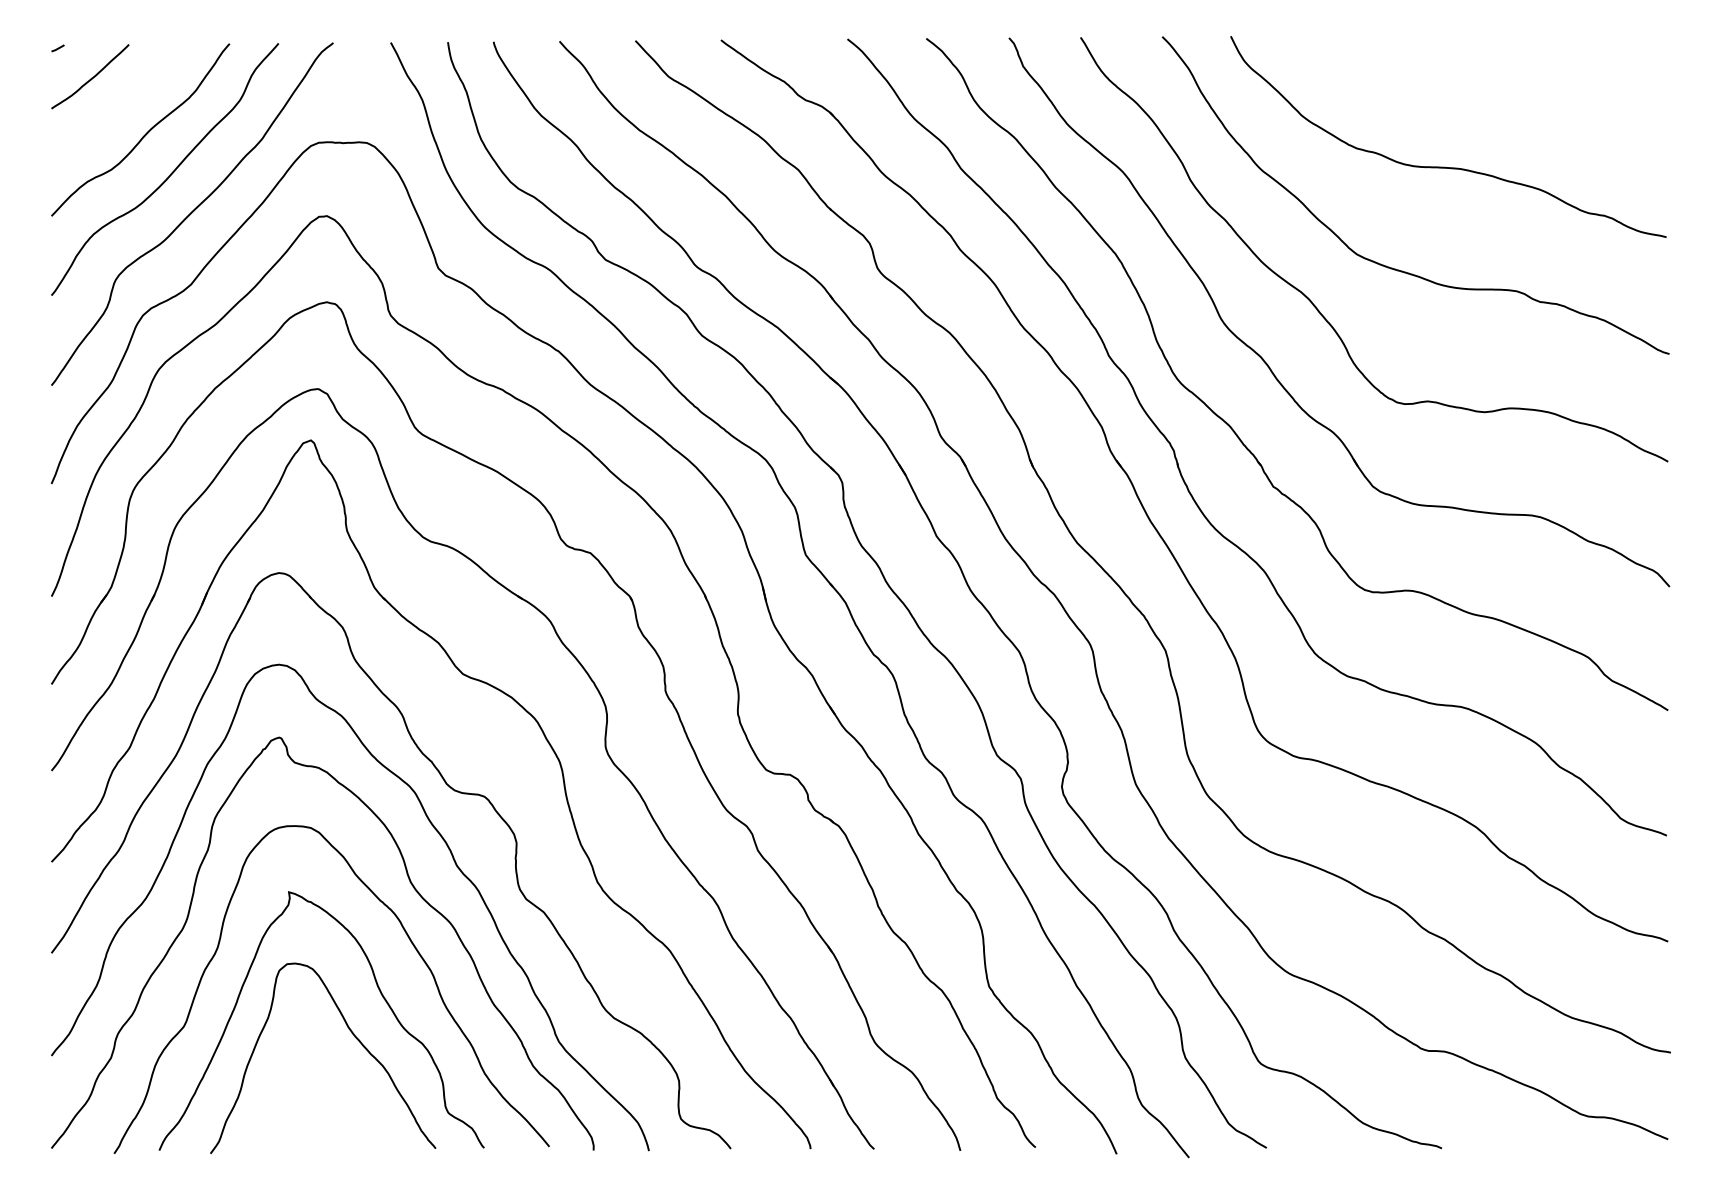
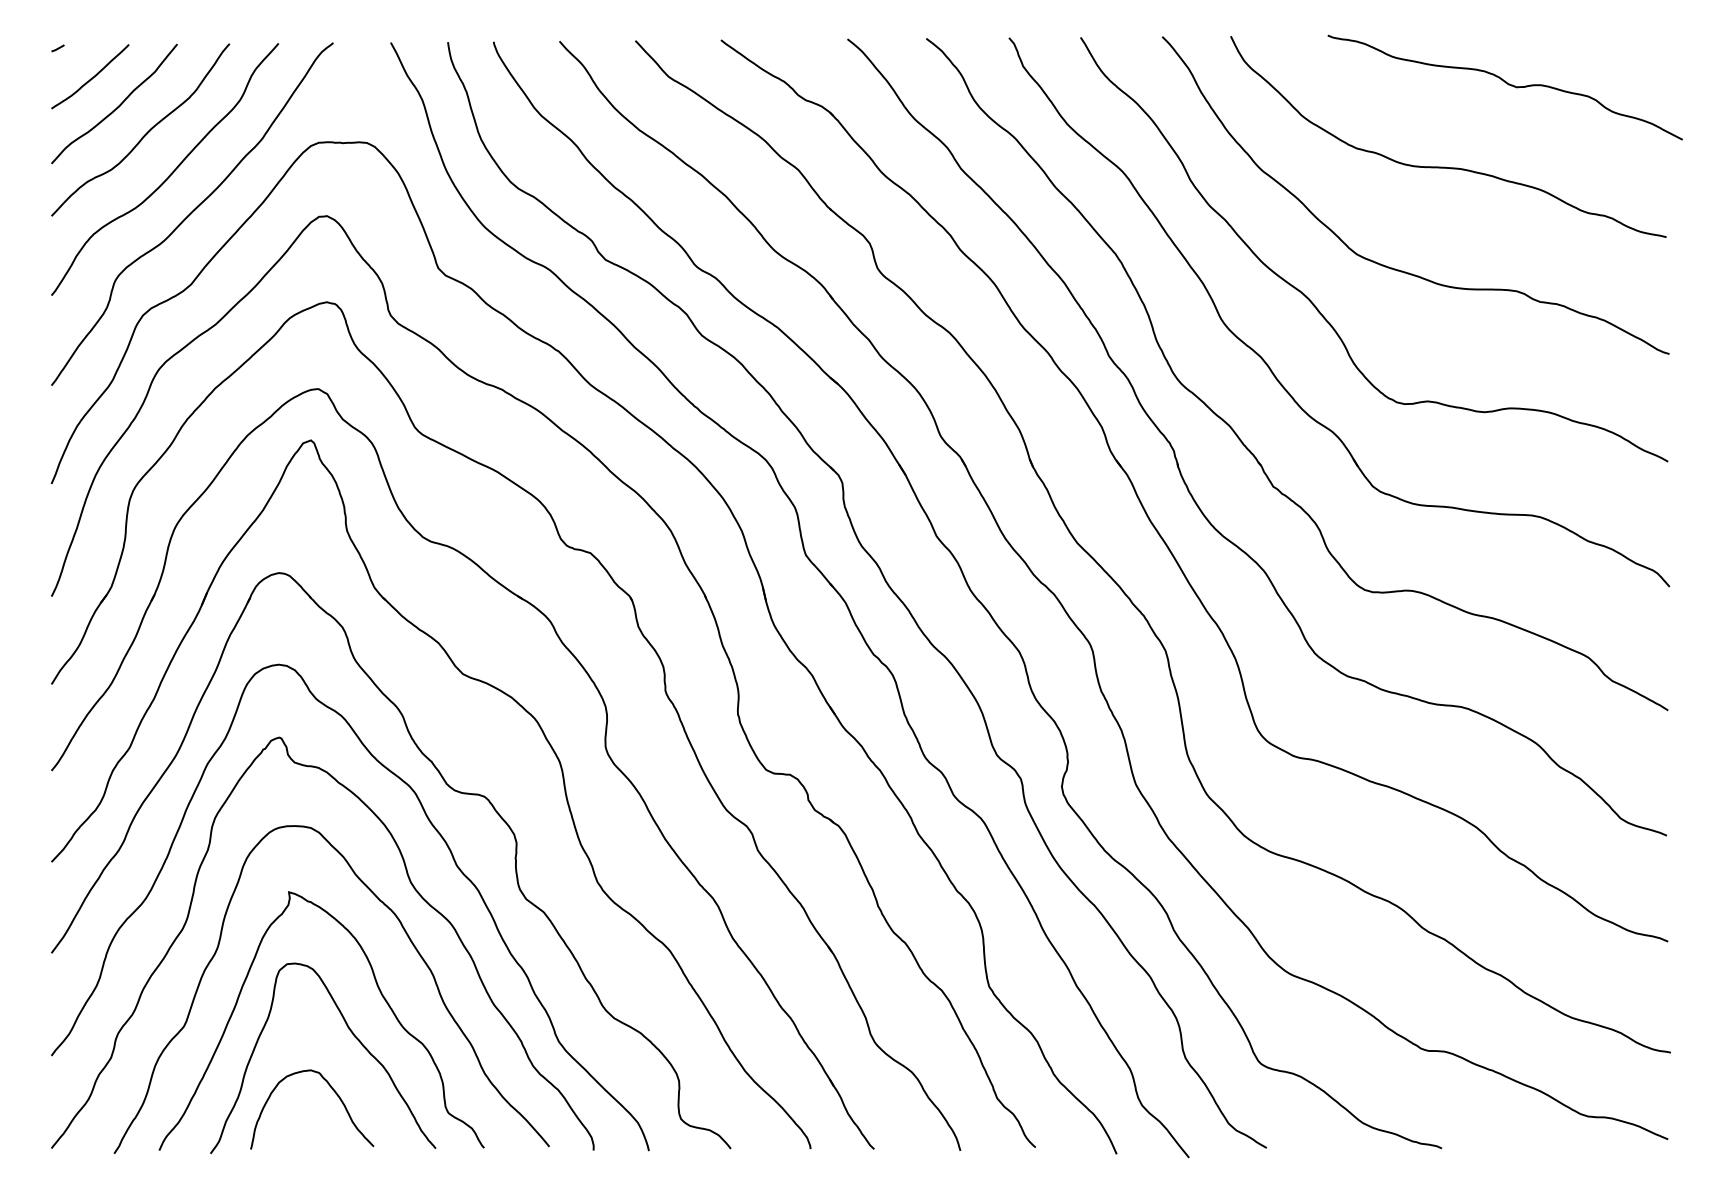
curve: none -> present (1505, 83)
curve: none -> present (117, 106)
curve: none -> present (332, 1090)
